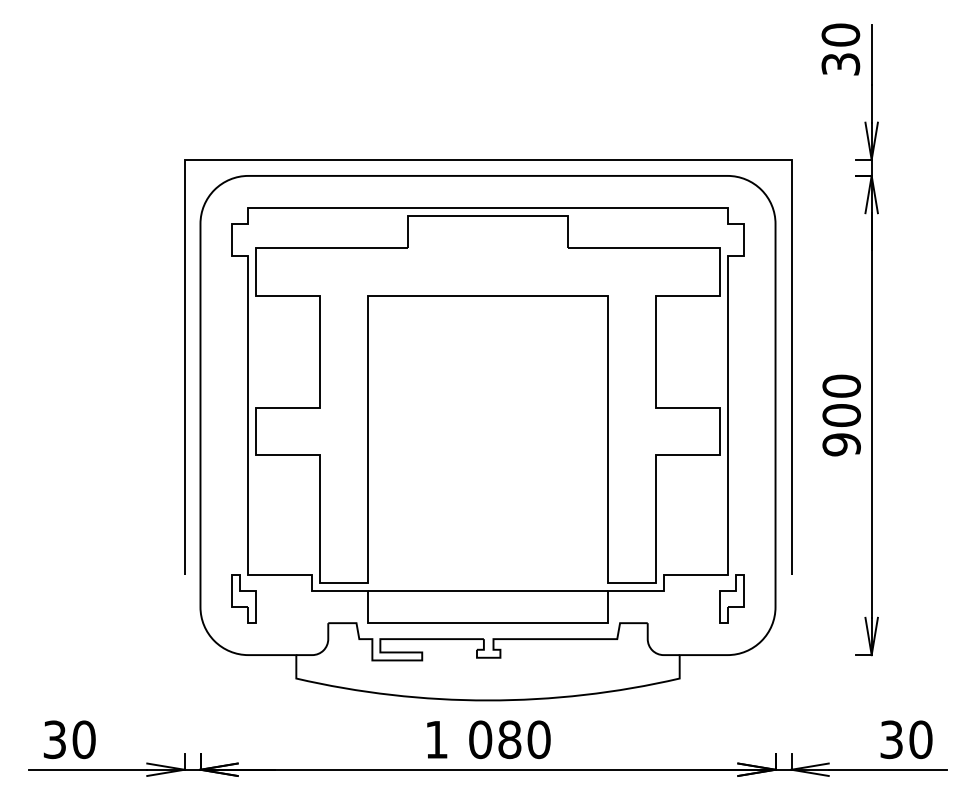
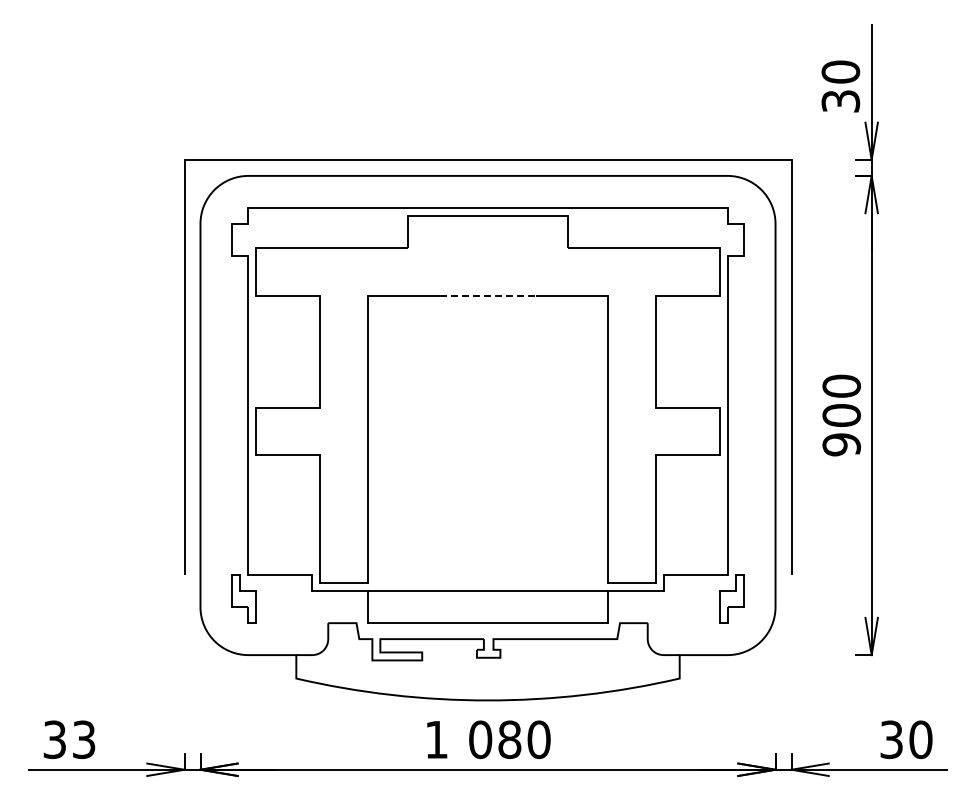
text position: (840, 49) -> (840, 86) (840, 86)
line: solid -> dashed (488, 295)
text: 30 -> 33 (83, 739)
